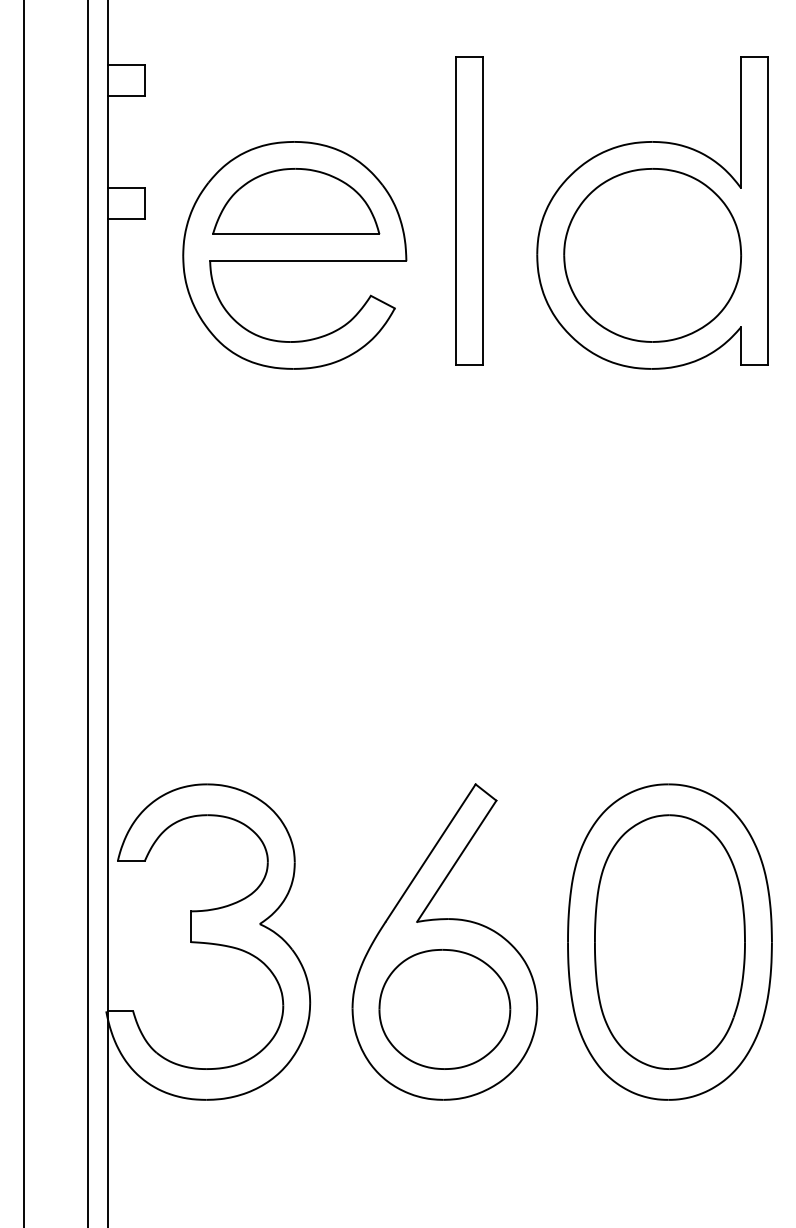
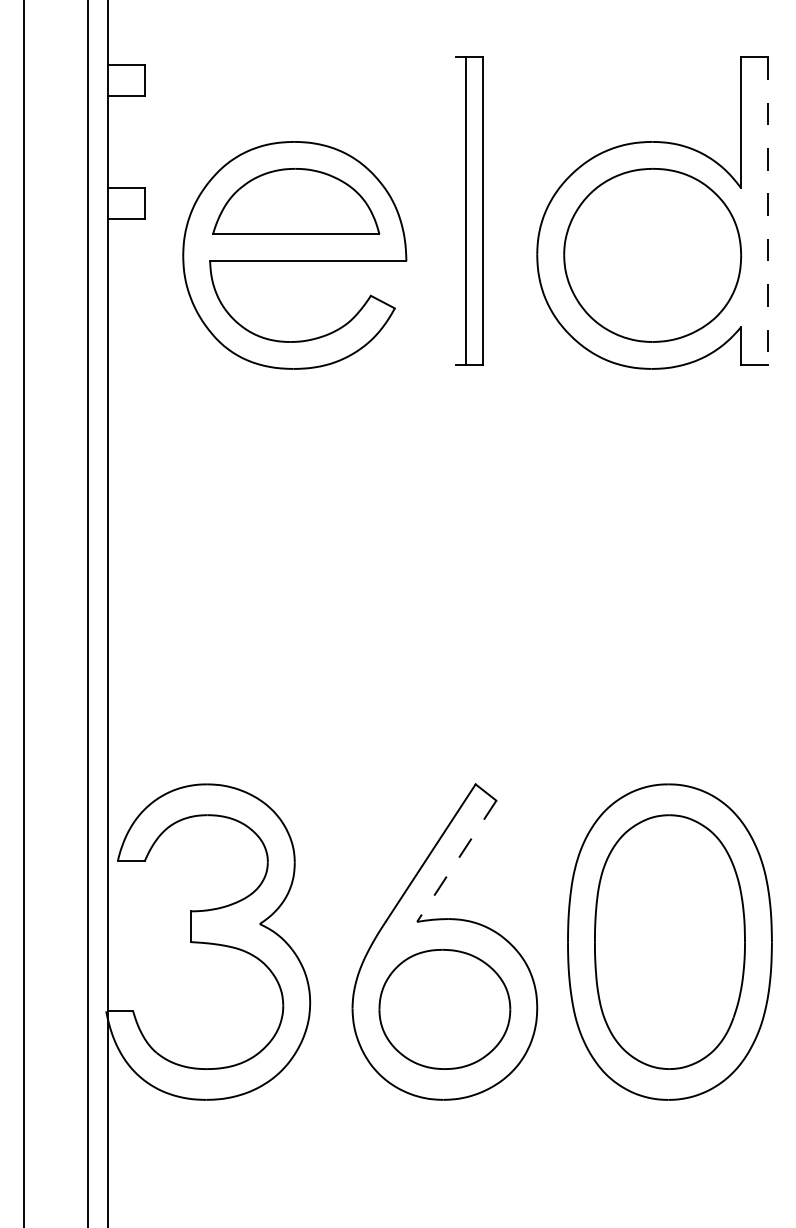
line position: (456, 211) -> (466, 211) (466, 211)
line: solid -> dashed (768, 211)
line: solid -> dashed (456, 861)
